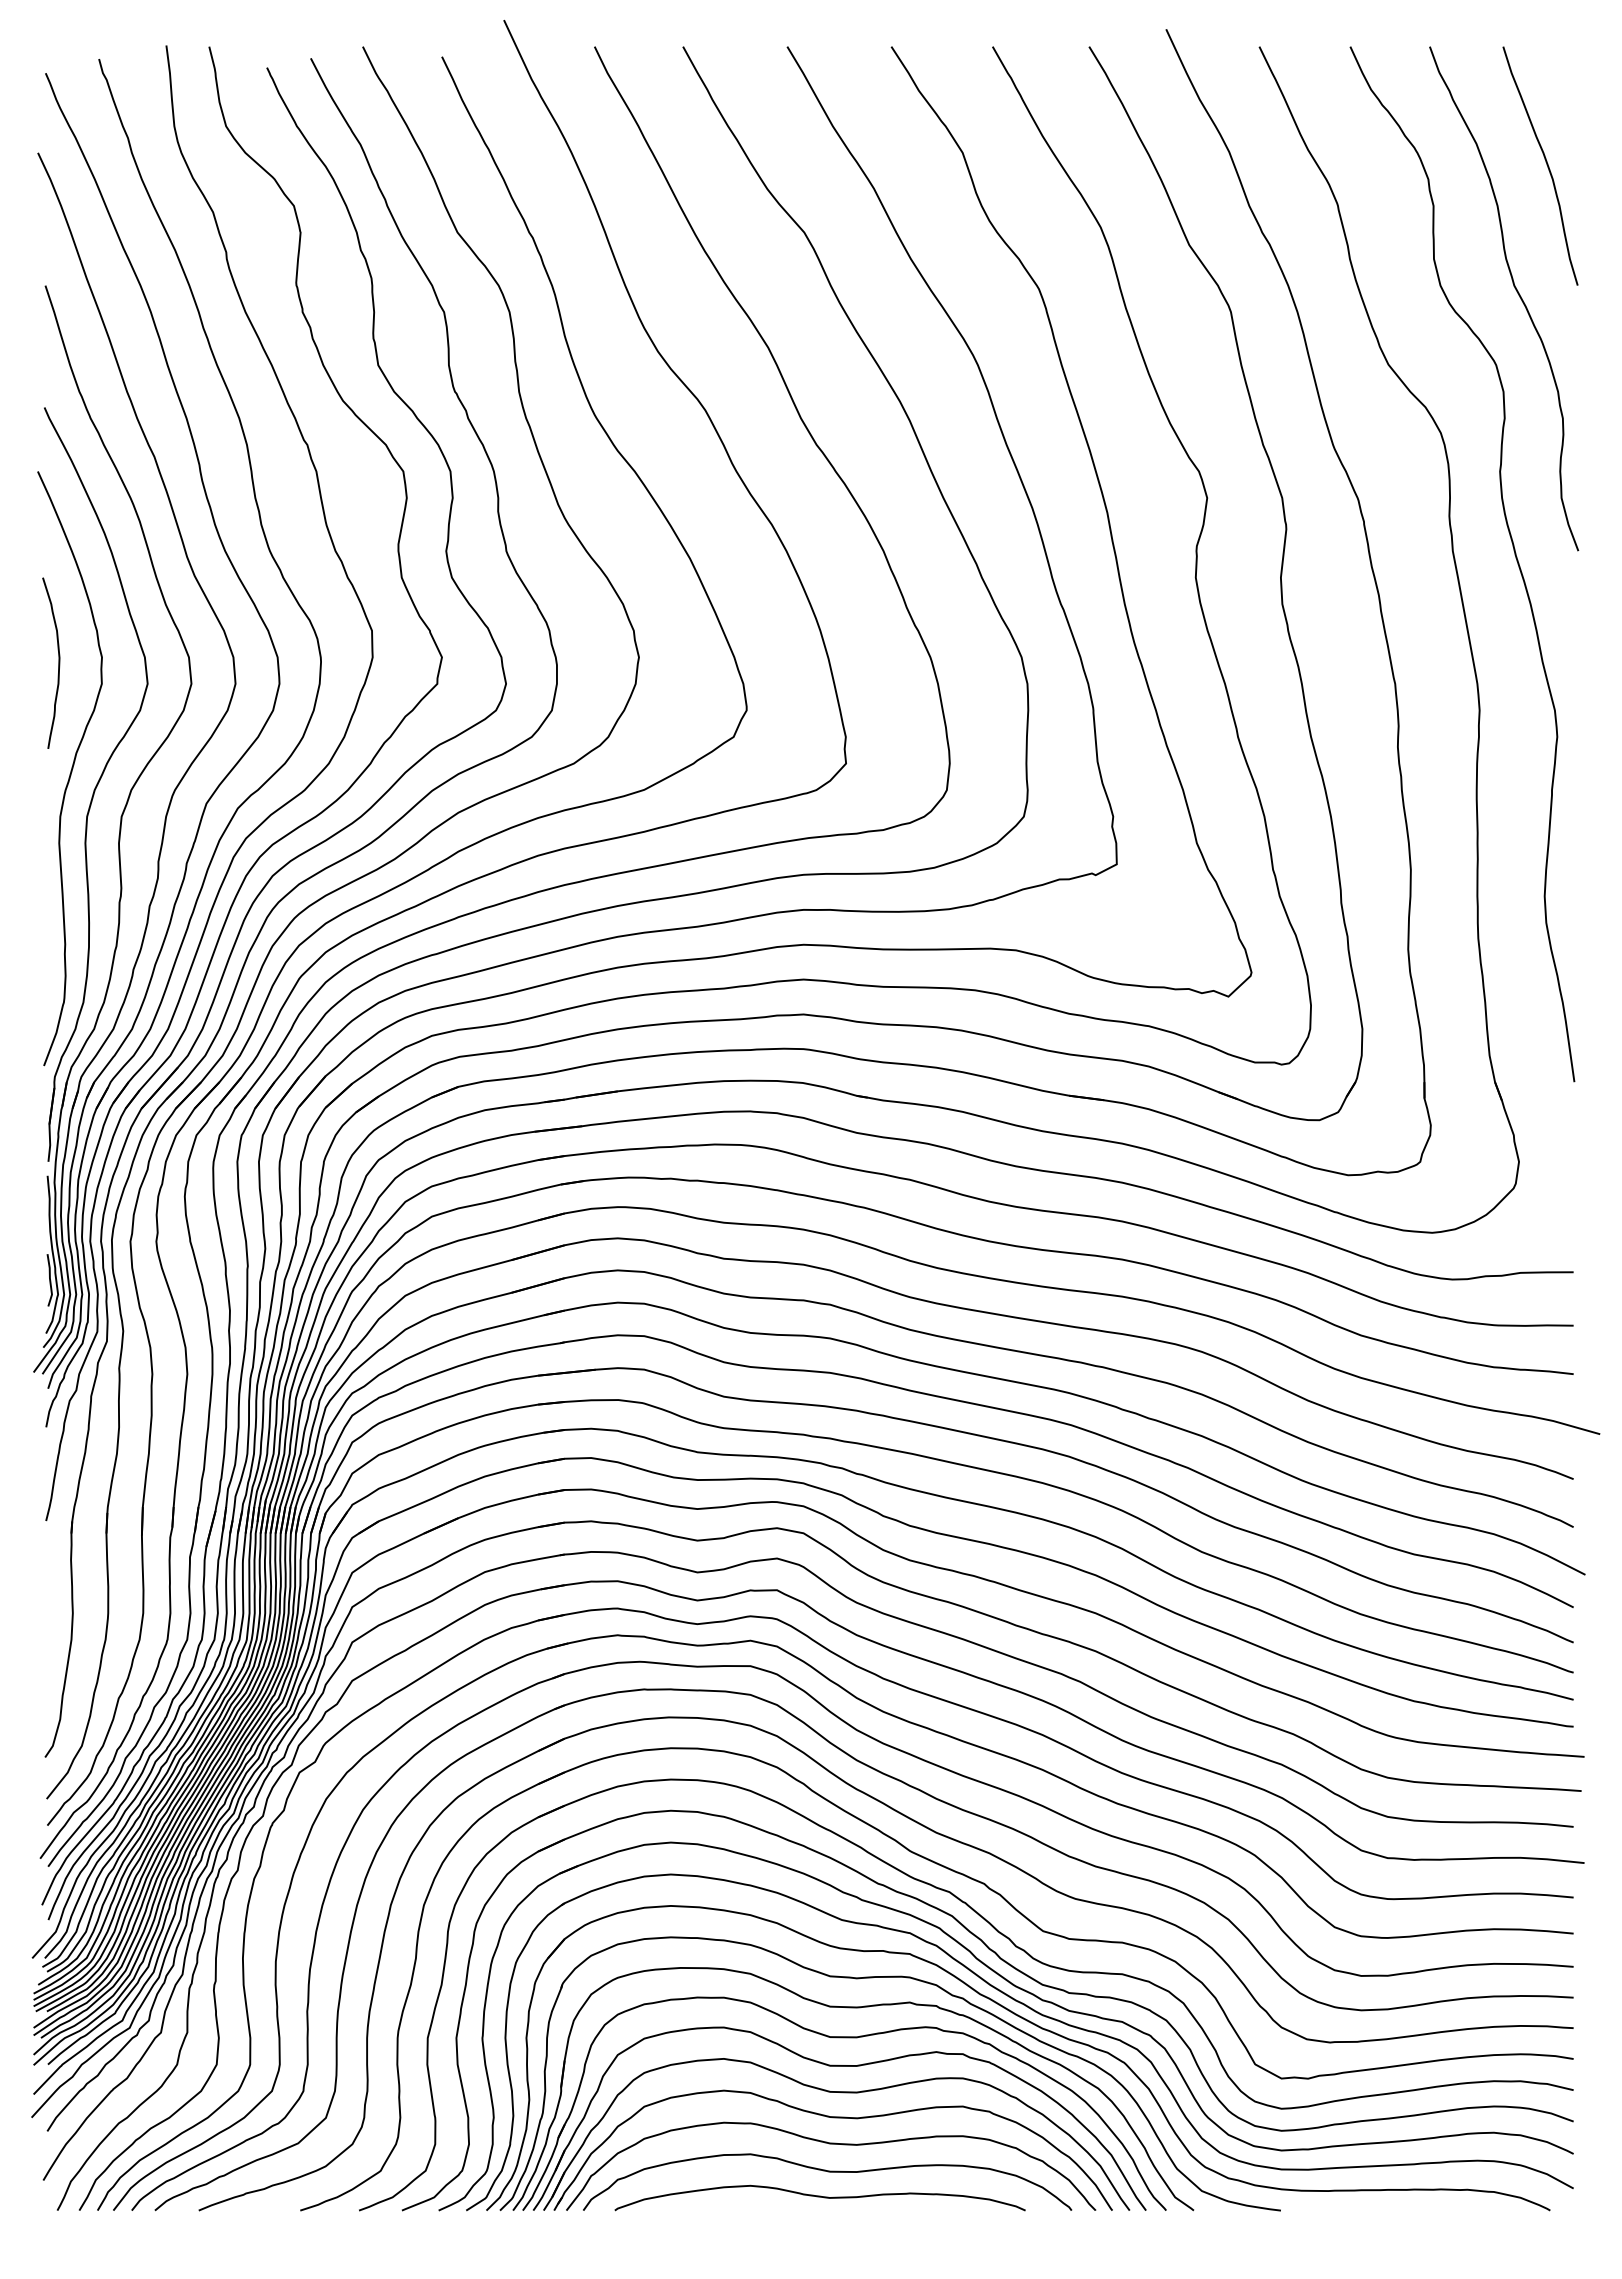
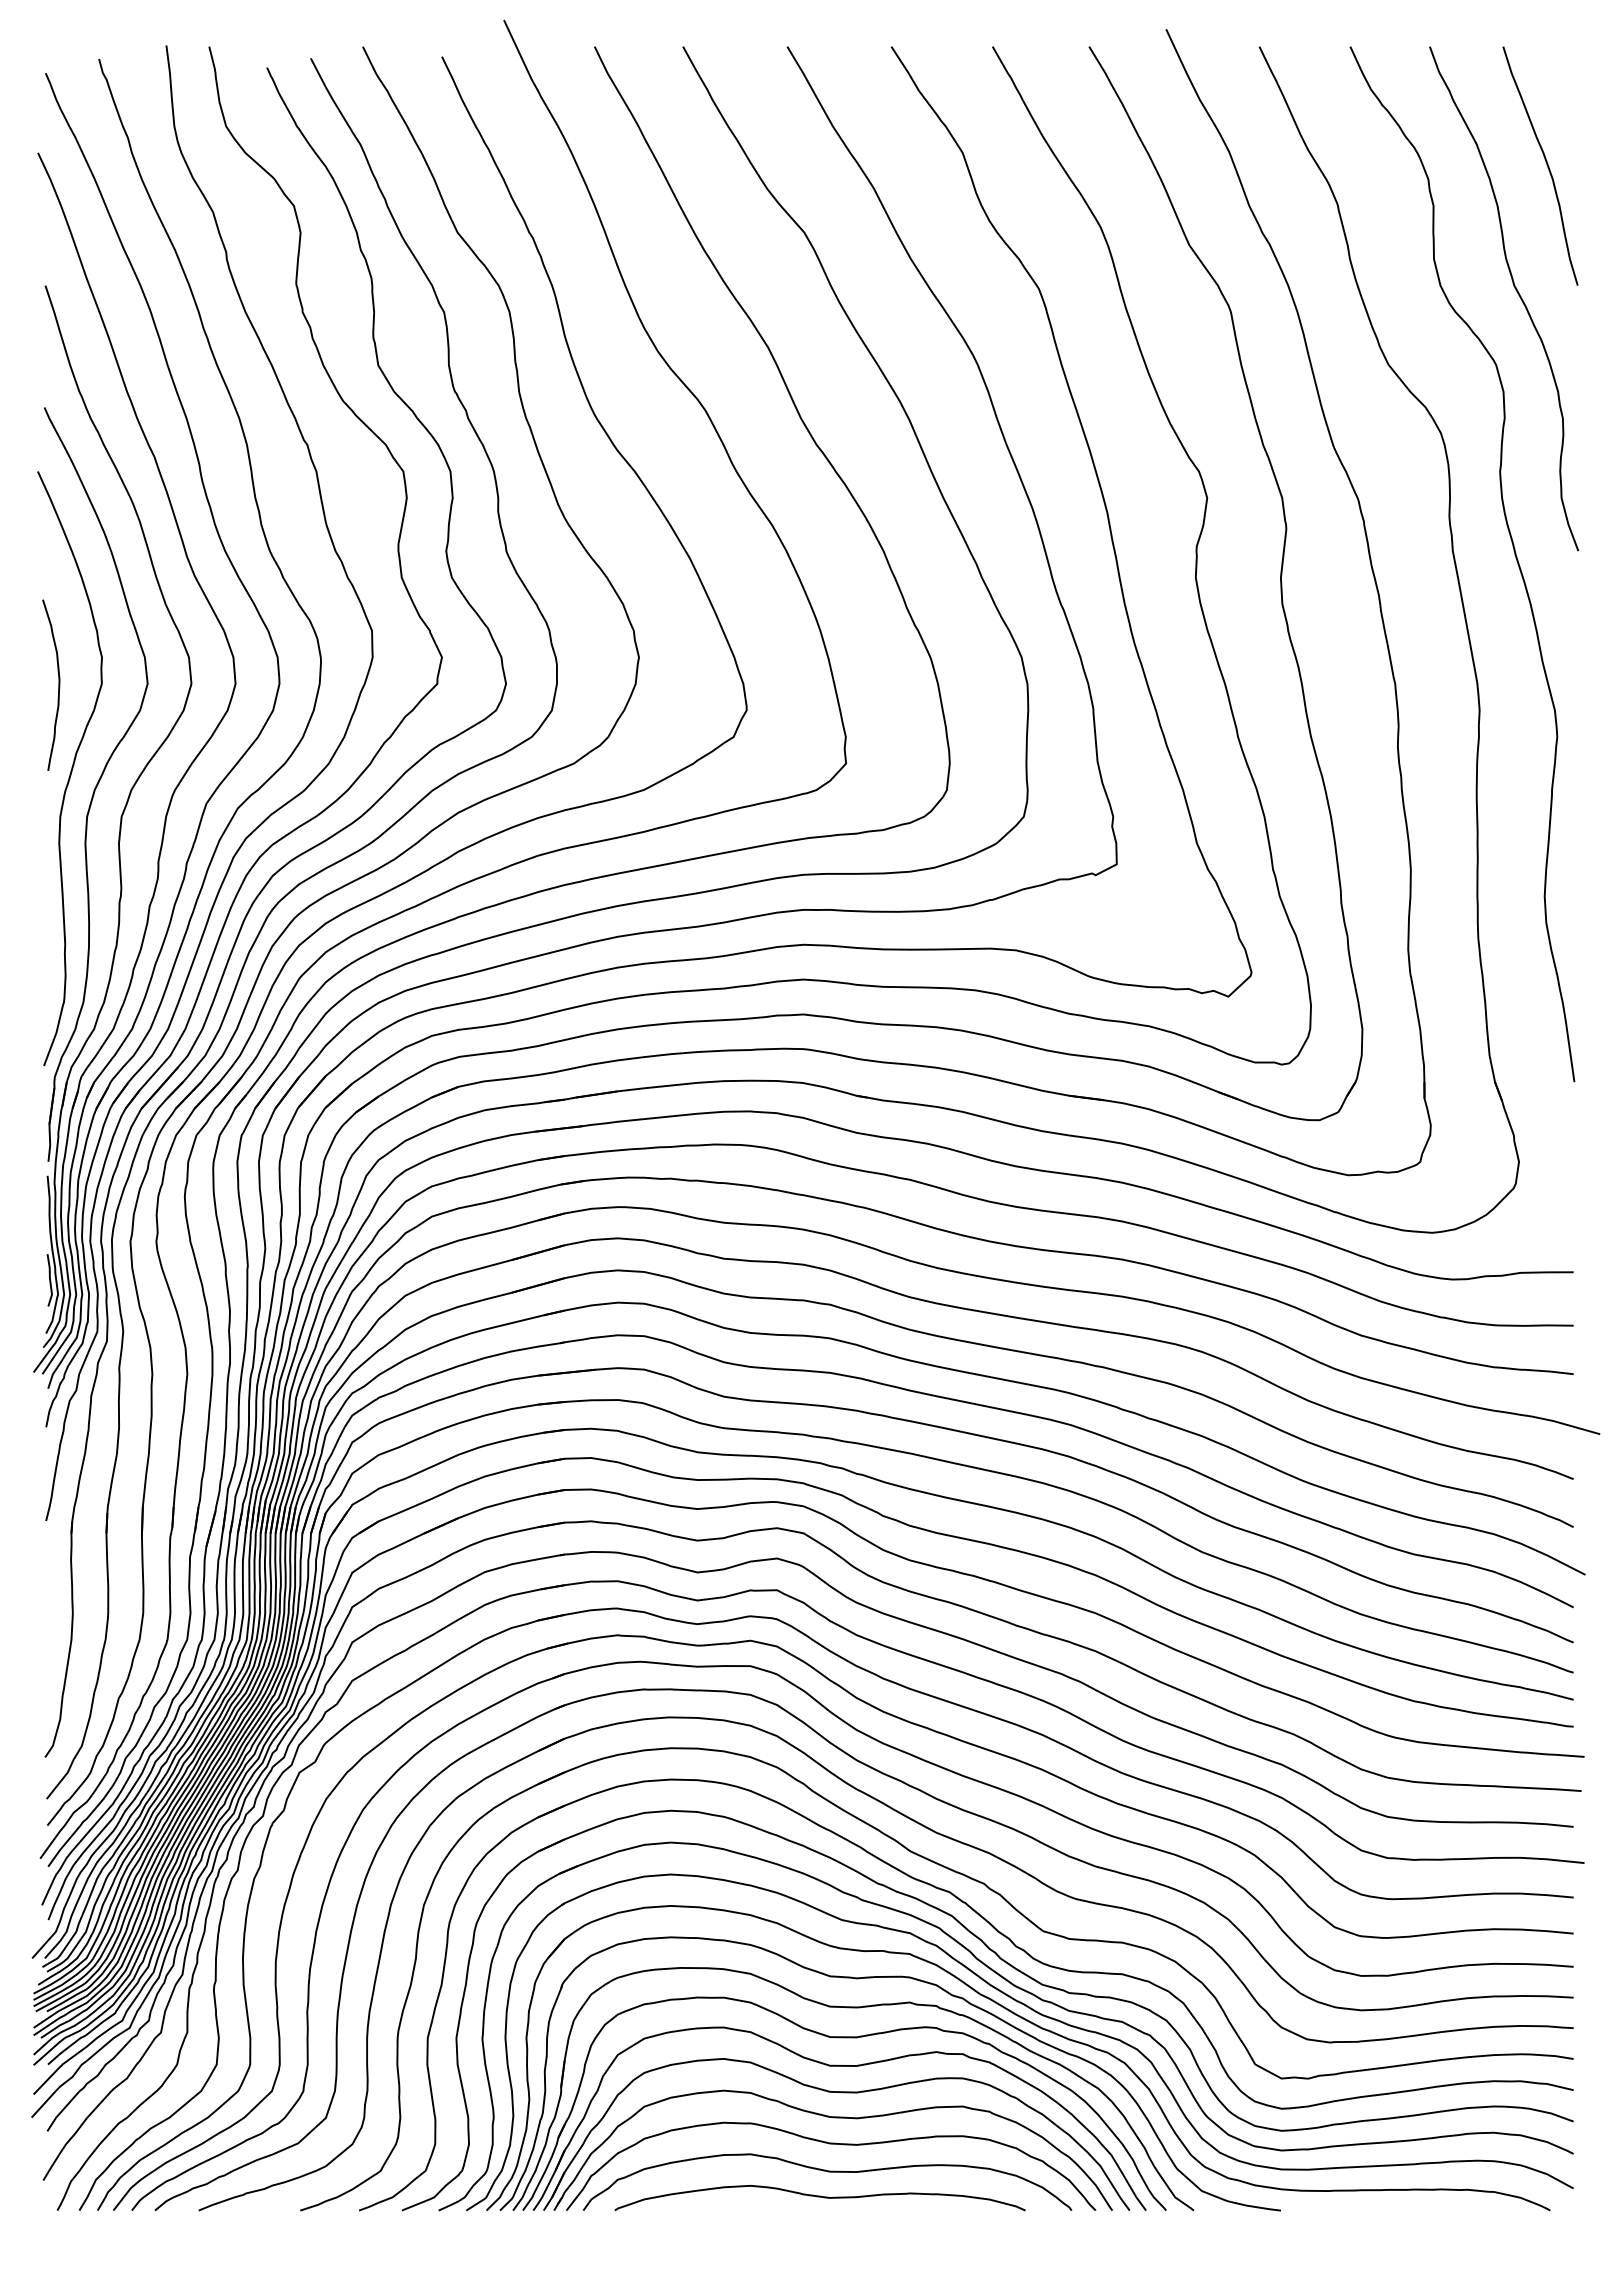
curve position: (58, 662) -> (58, 684) (58, 684)
